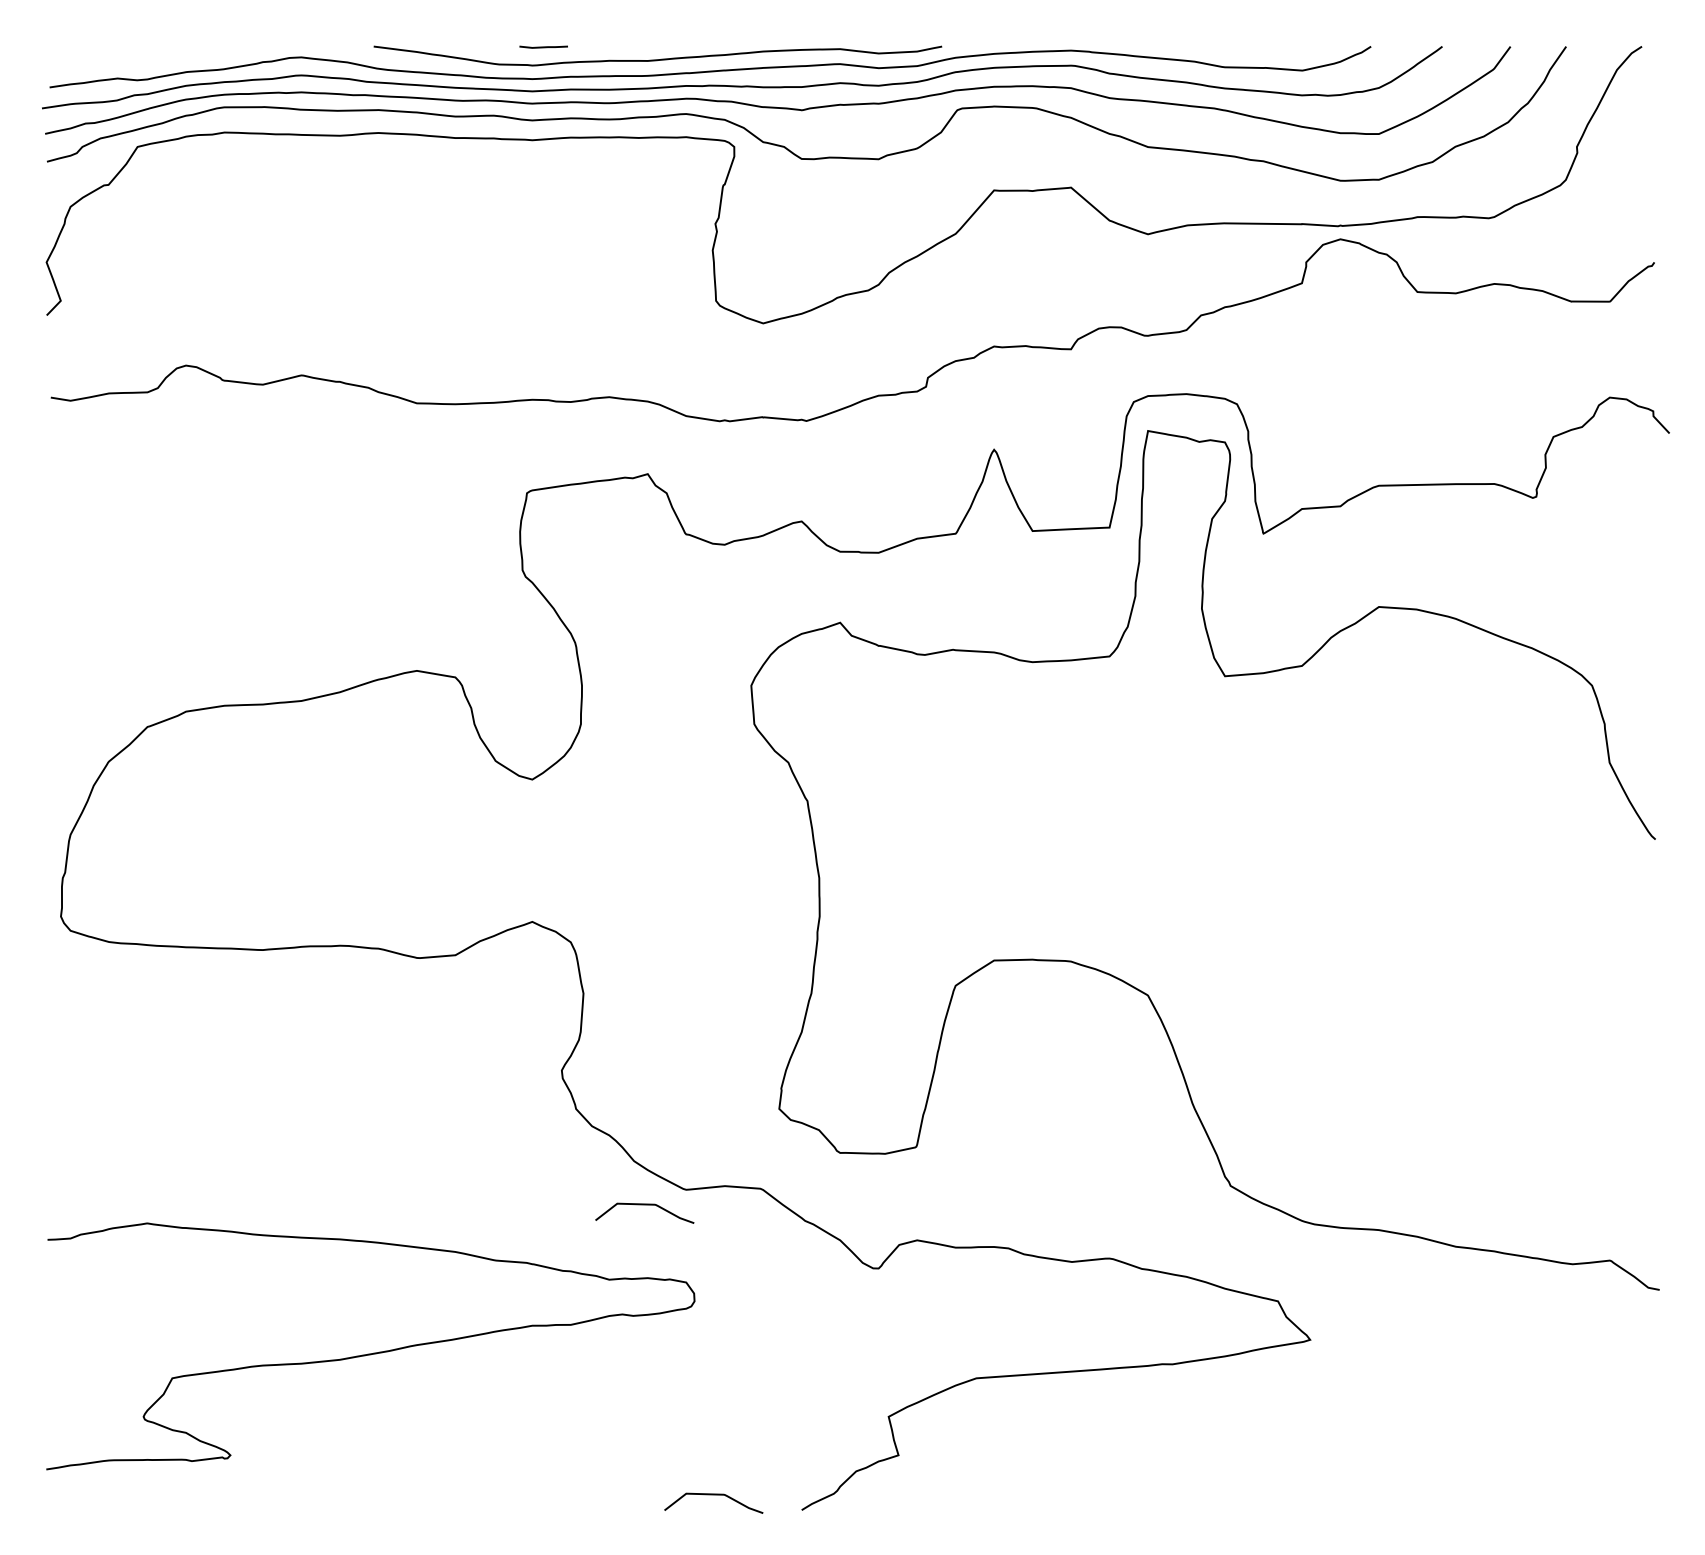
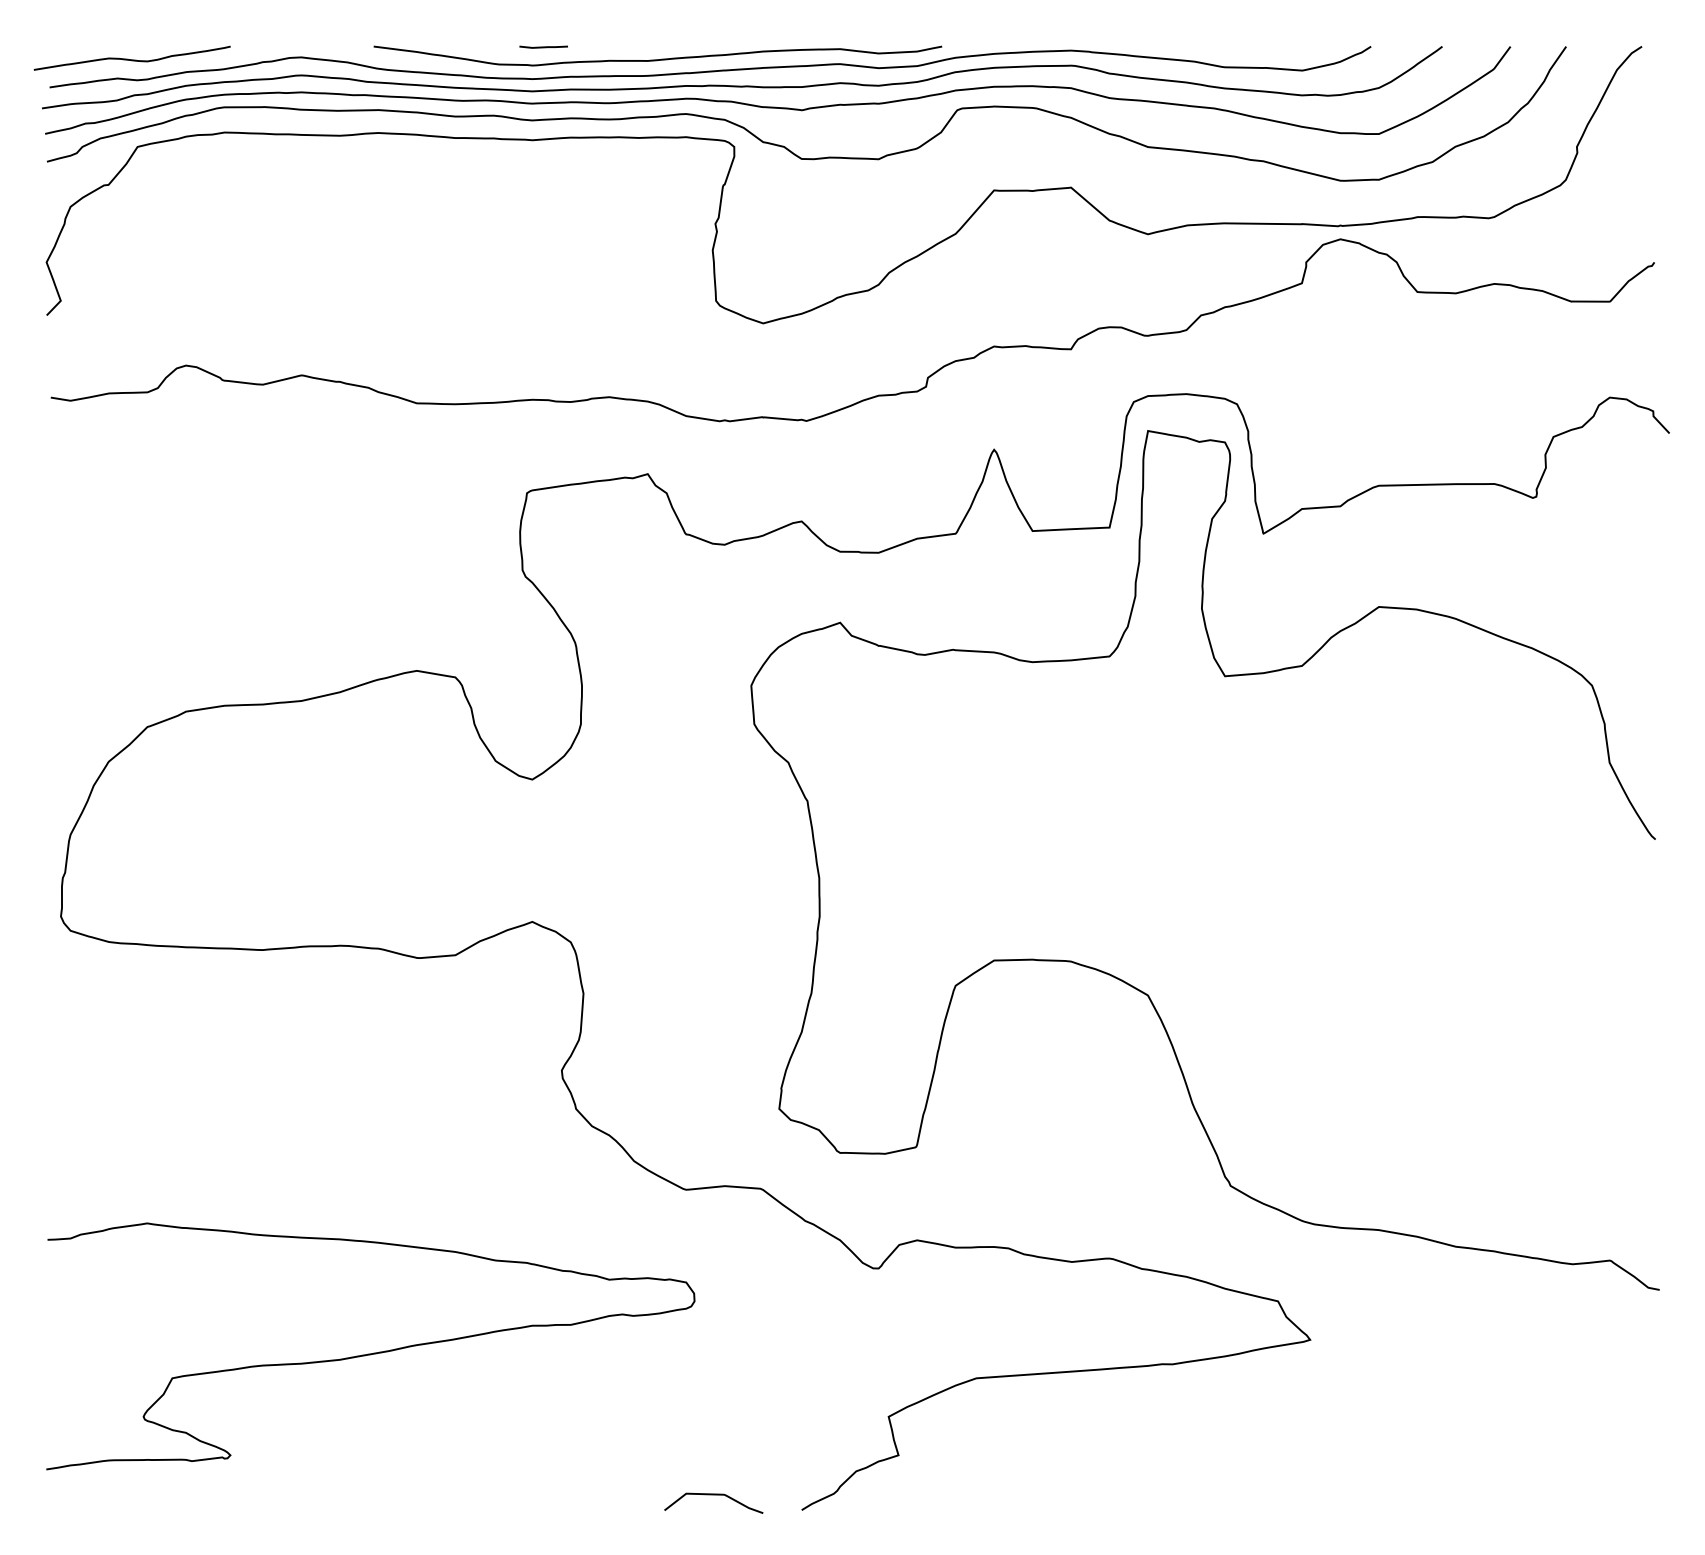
curve: none -> present (131, 59)
curve: present -> none (644, 1205)
